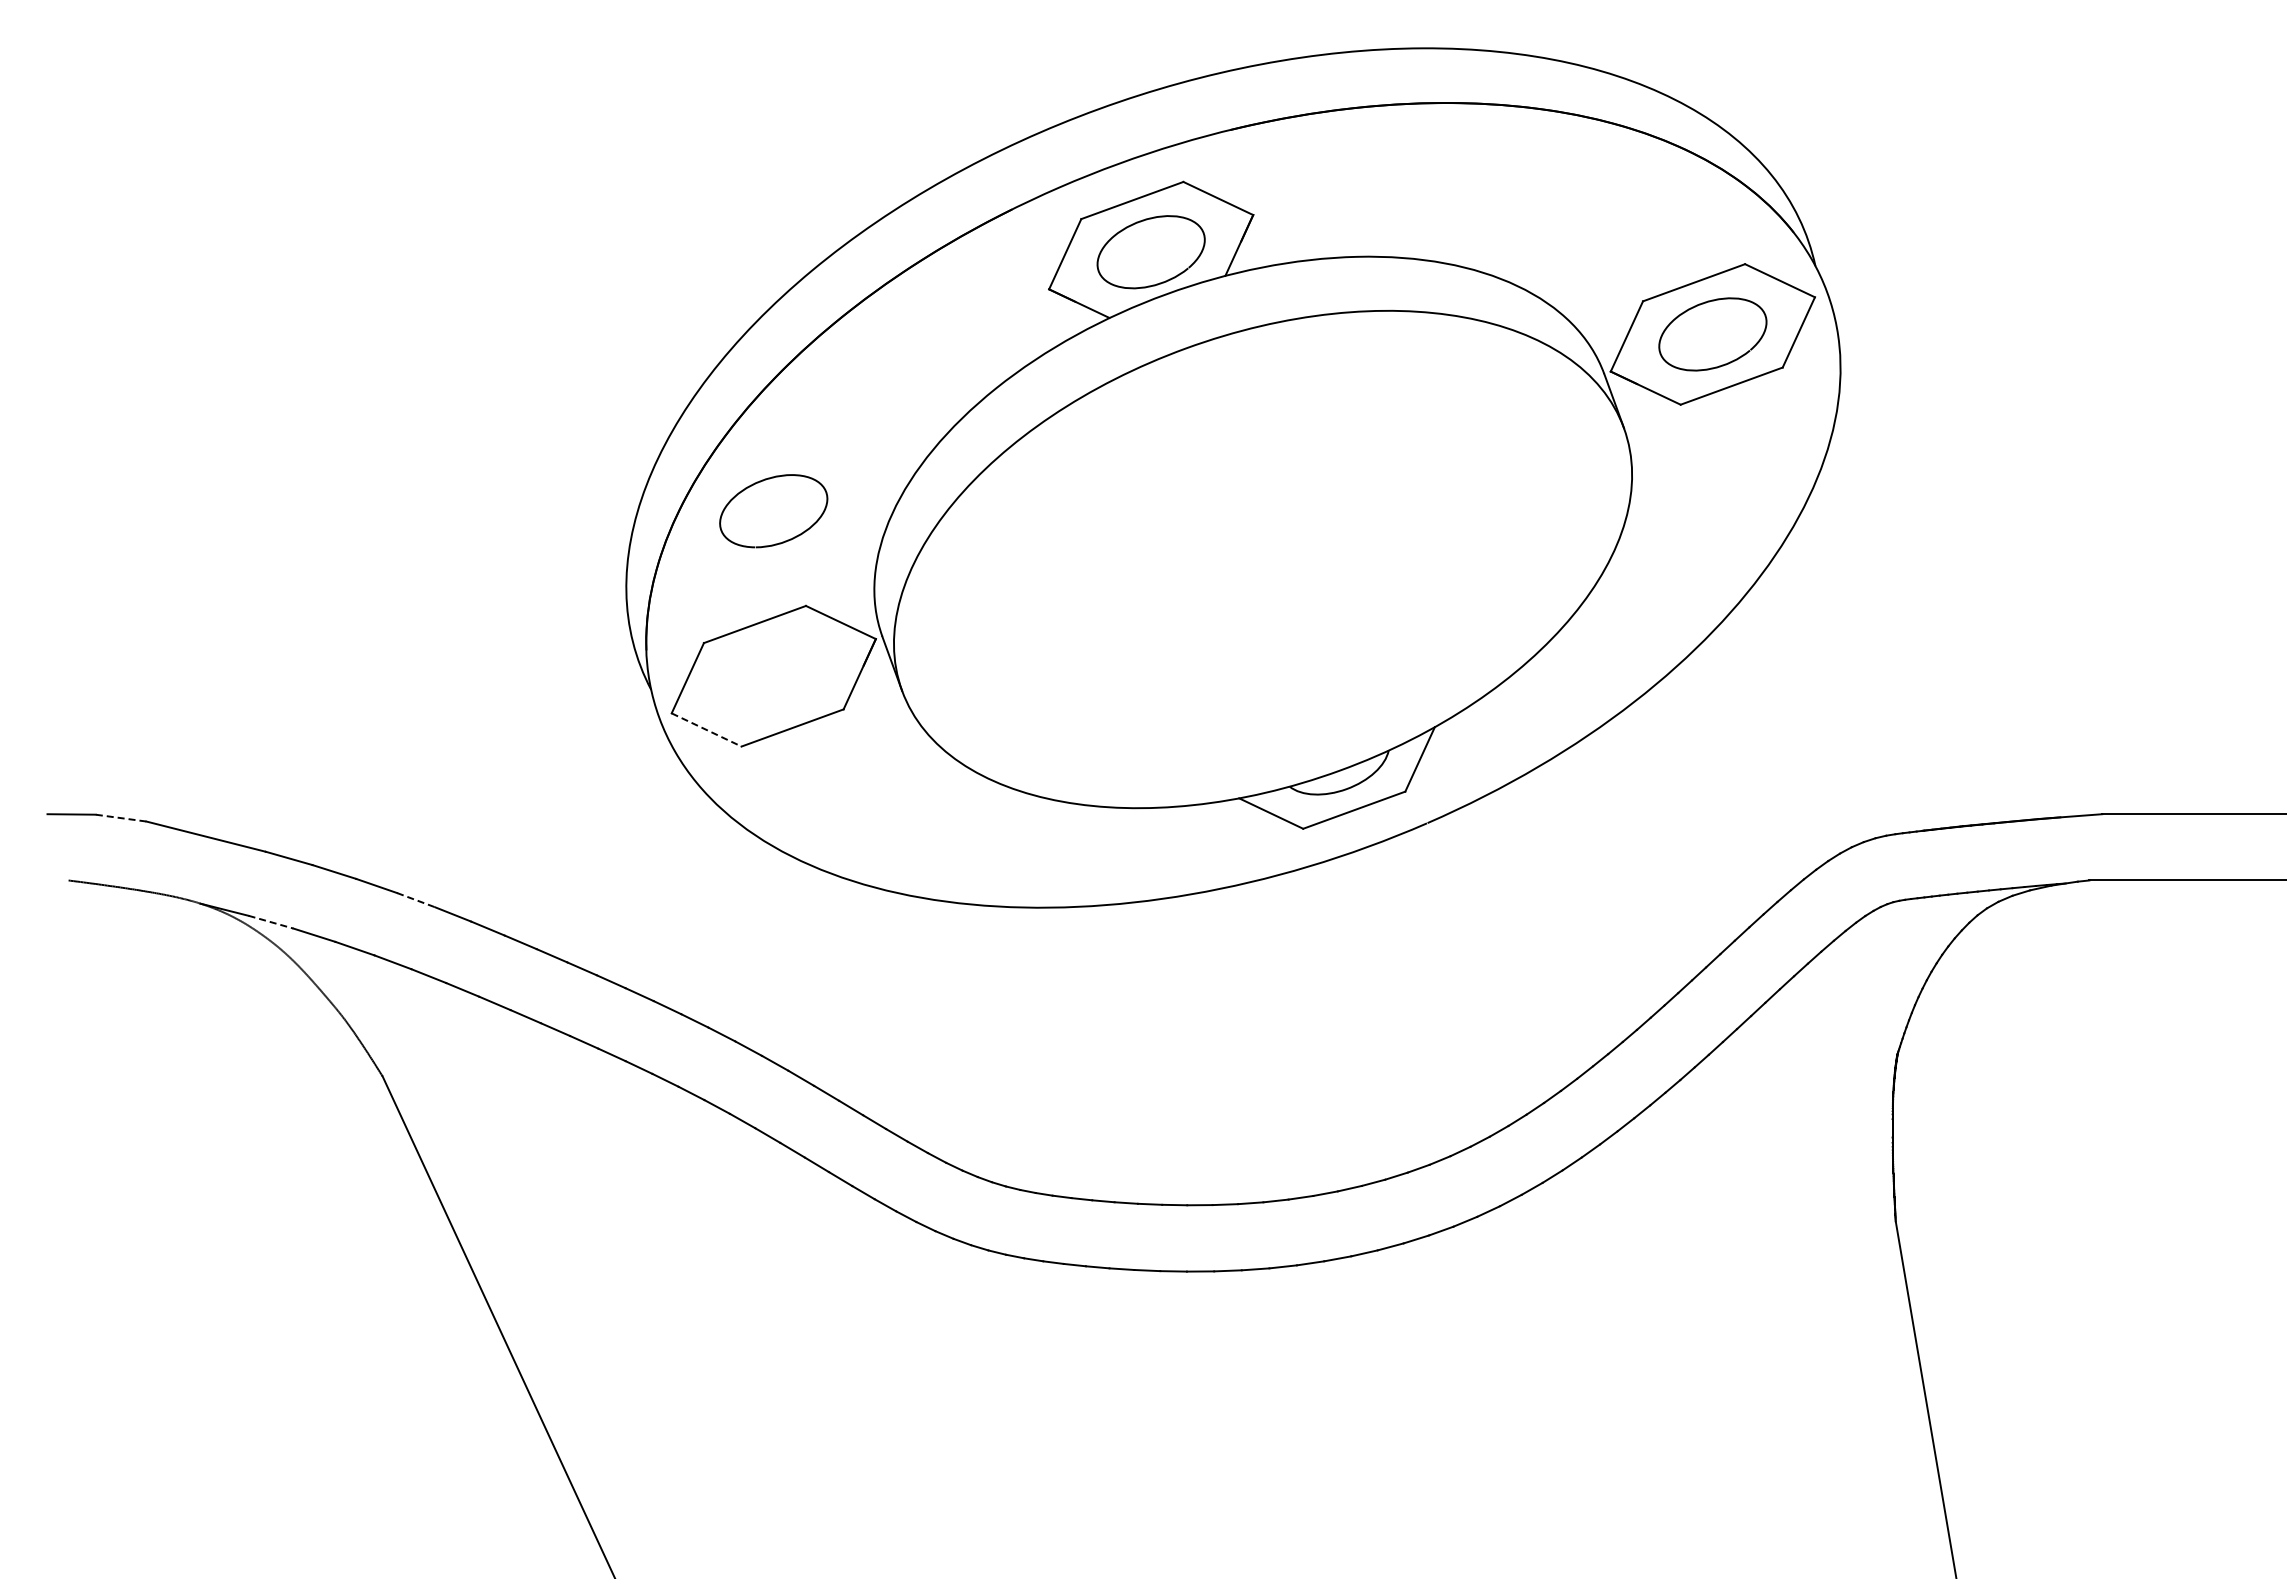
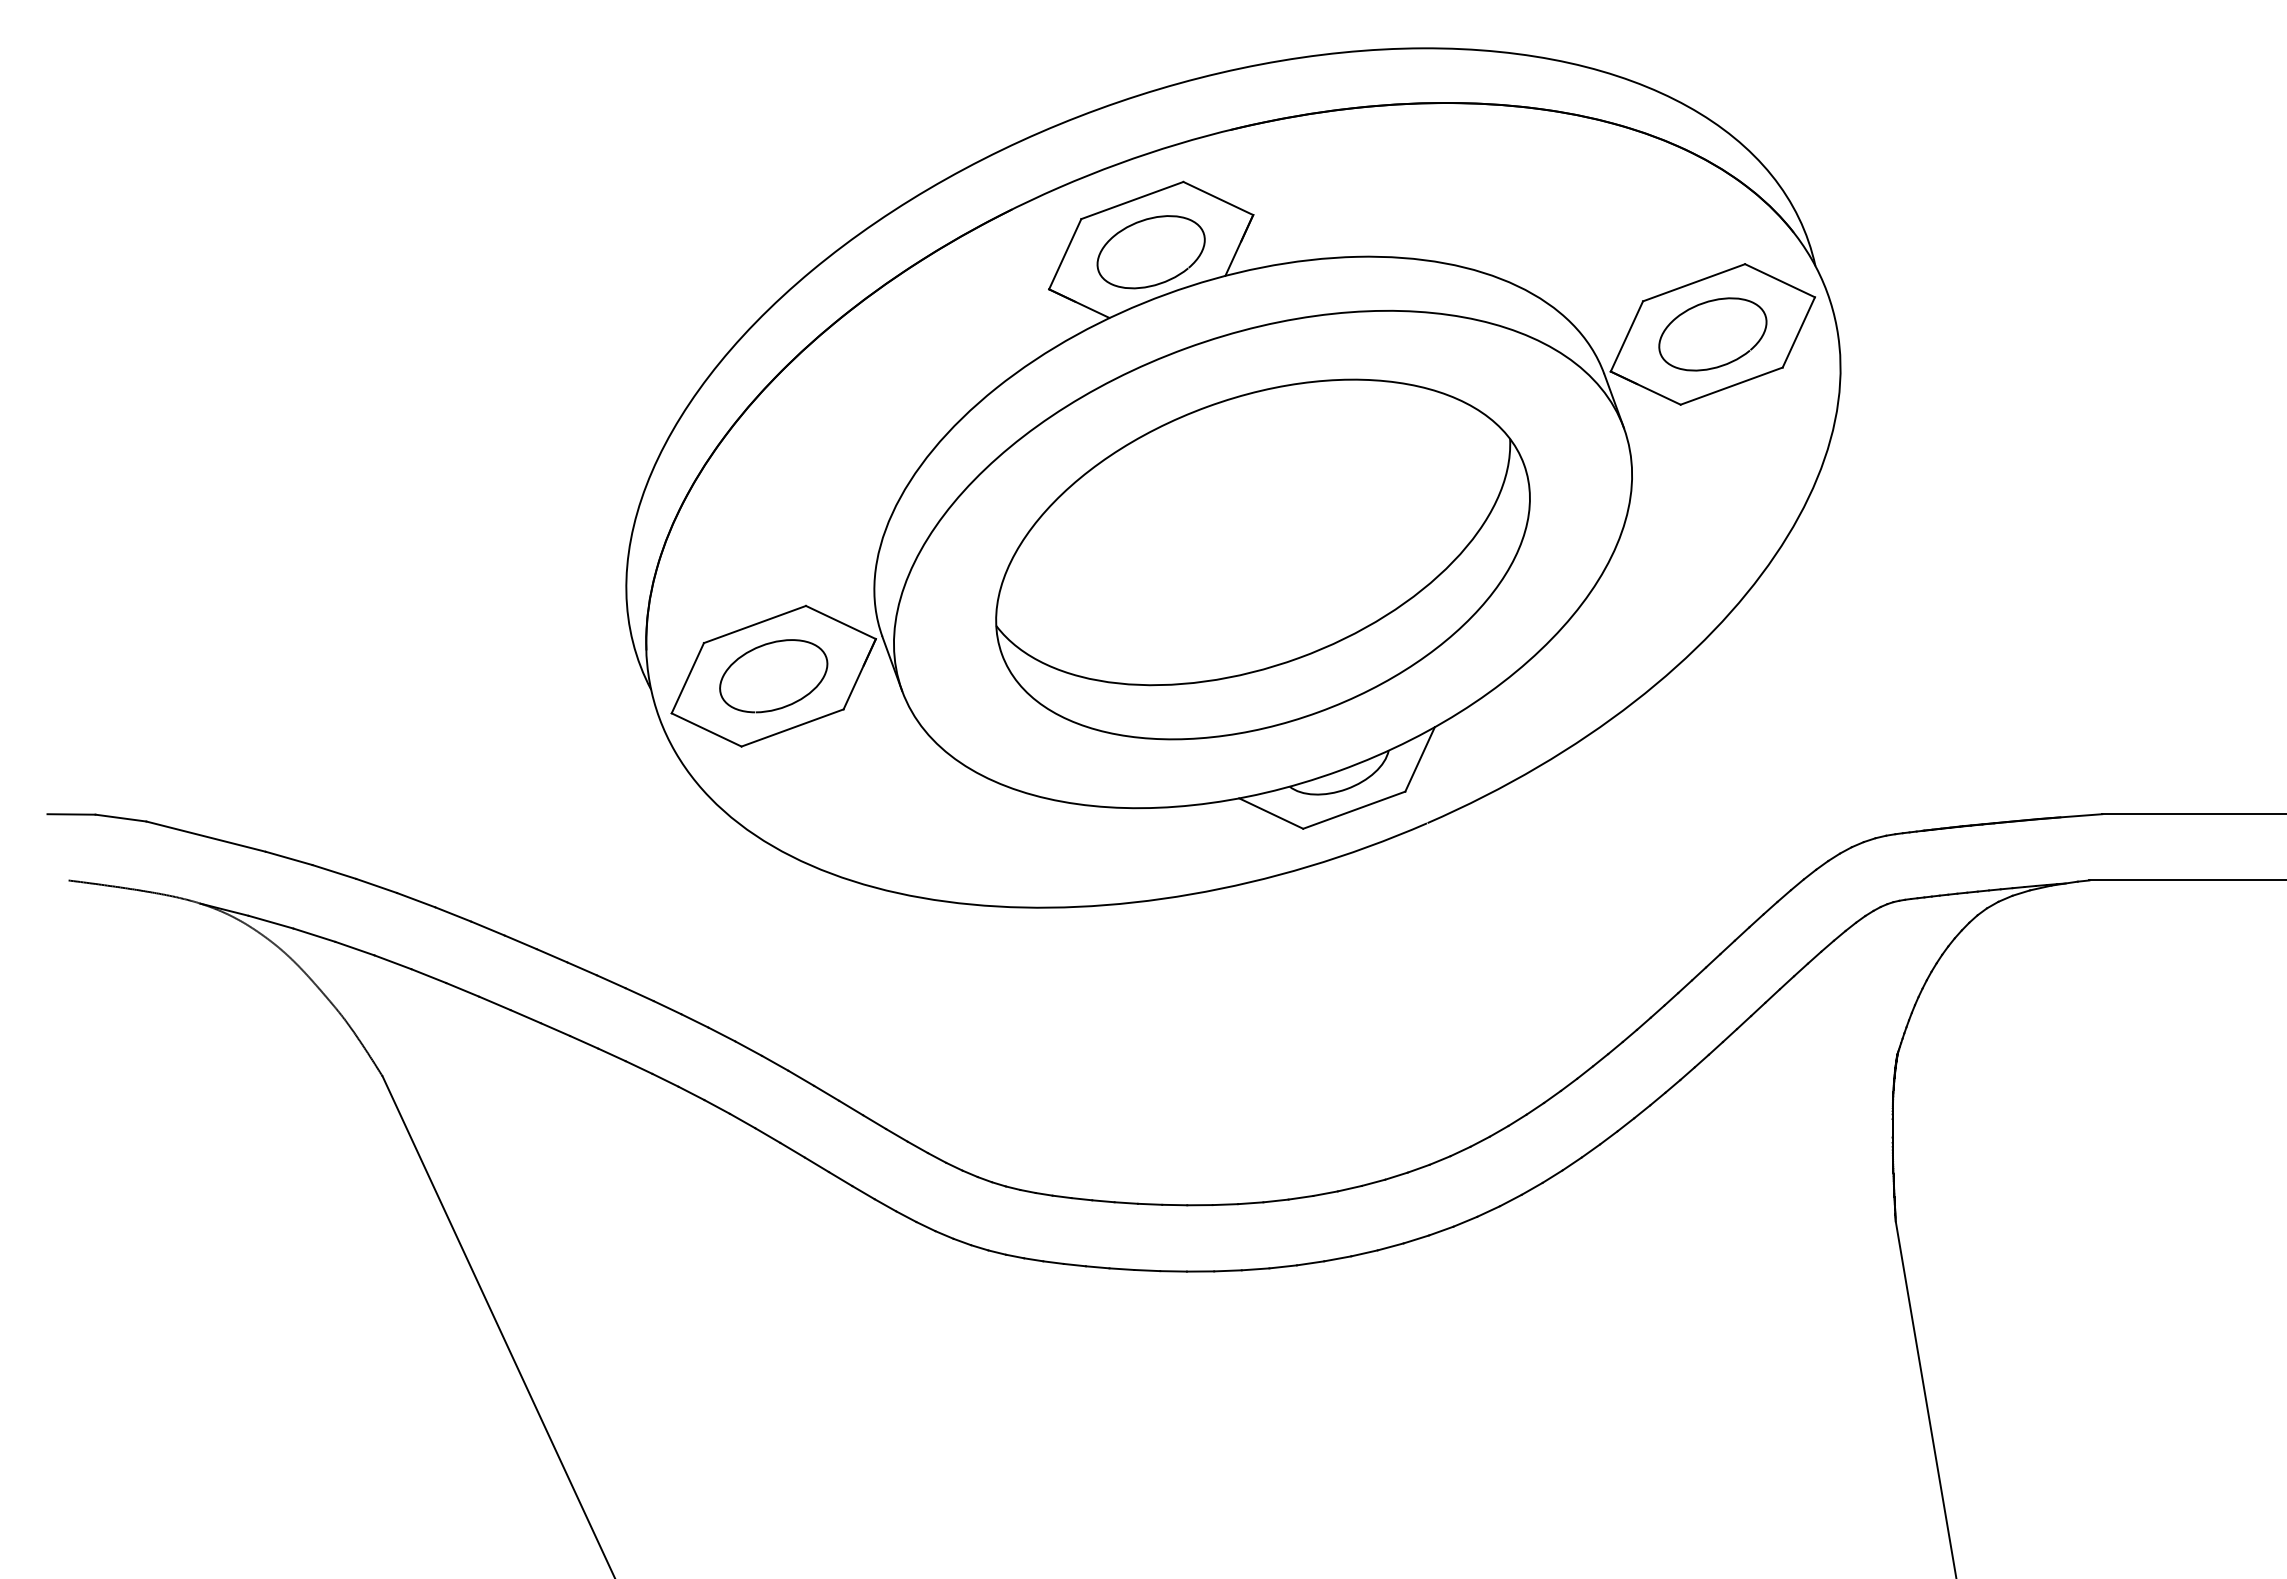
curve position: (787, 539) -> (787, 704) (787, 704)
part: none -> present (1262, 559)
line: dashed -> solid (706, 729)
line: dashed -> solid (120, 818)
line: dashed -> solid (416, 900)
line: dashed -> solid (271, 922)
